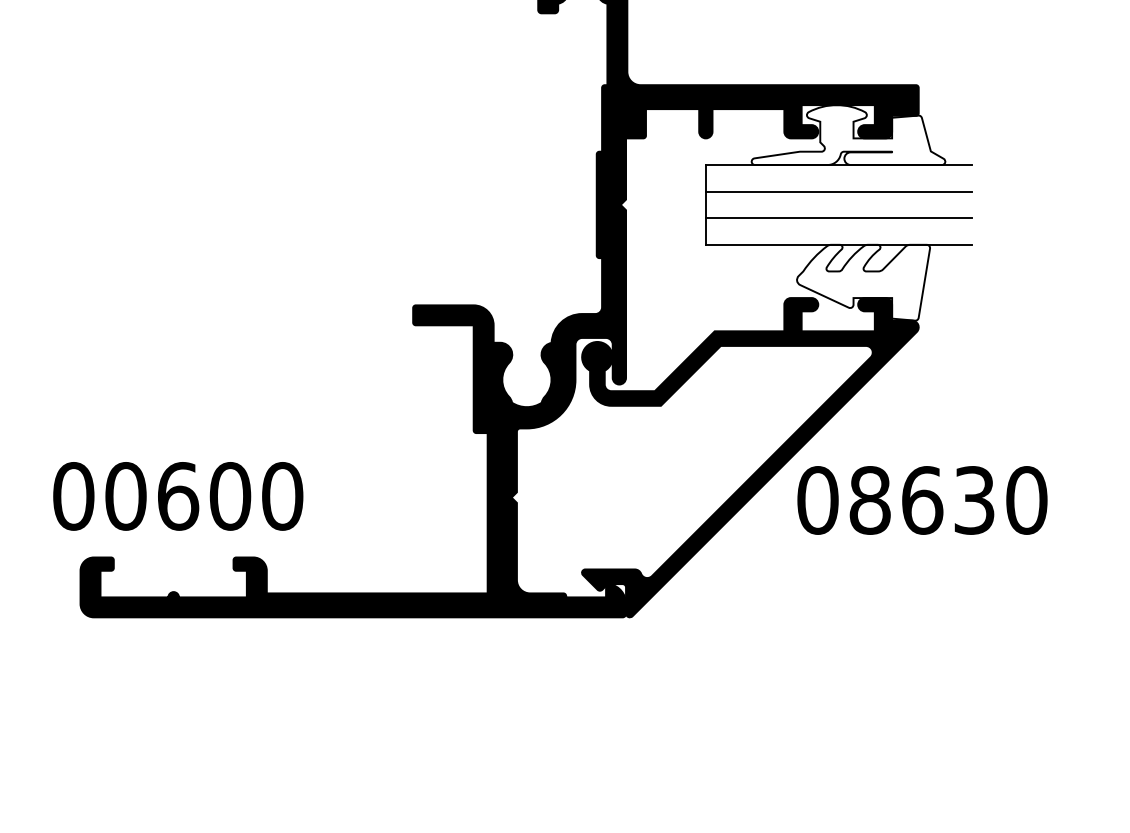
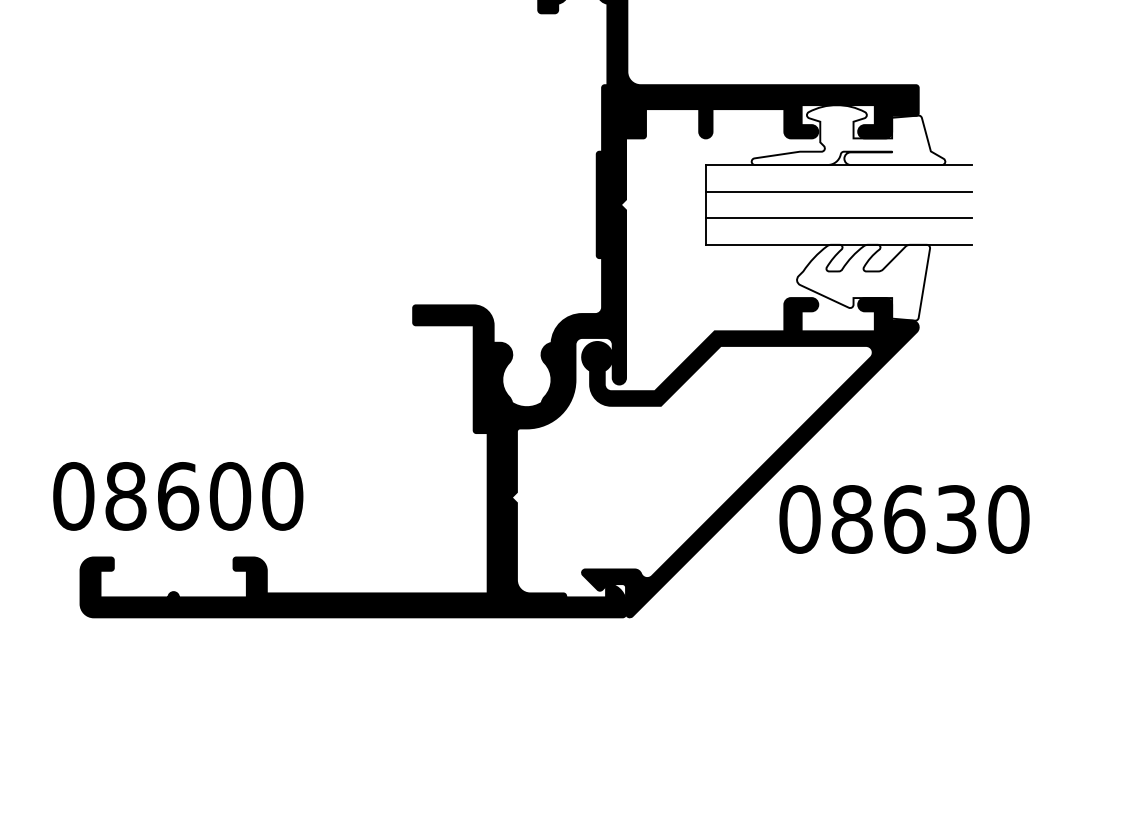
text: 00600 -> 08600 (125, 496)
text position: (922, 500) -> (904, 519) (904, 519)
